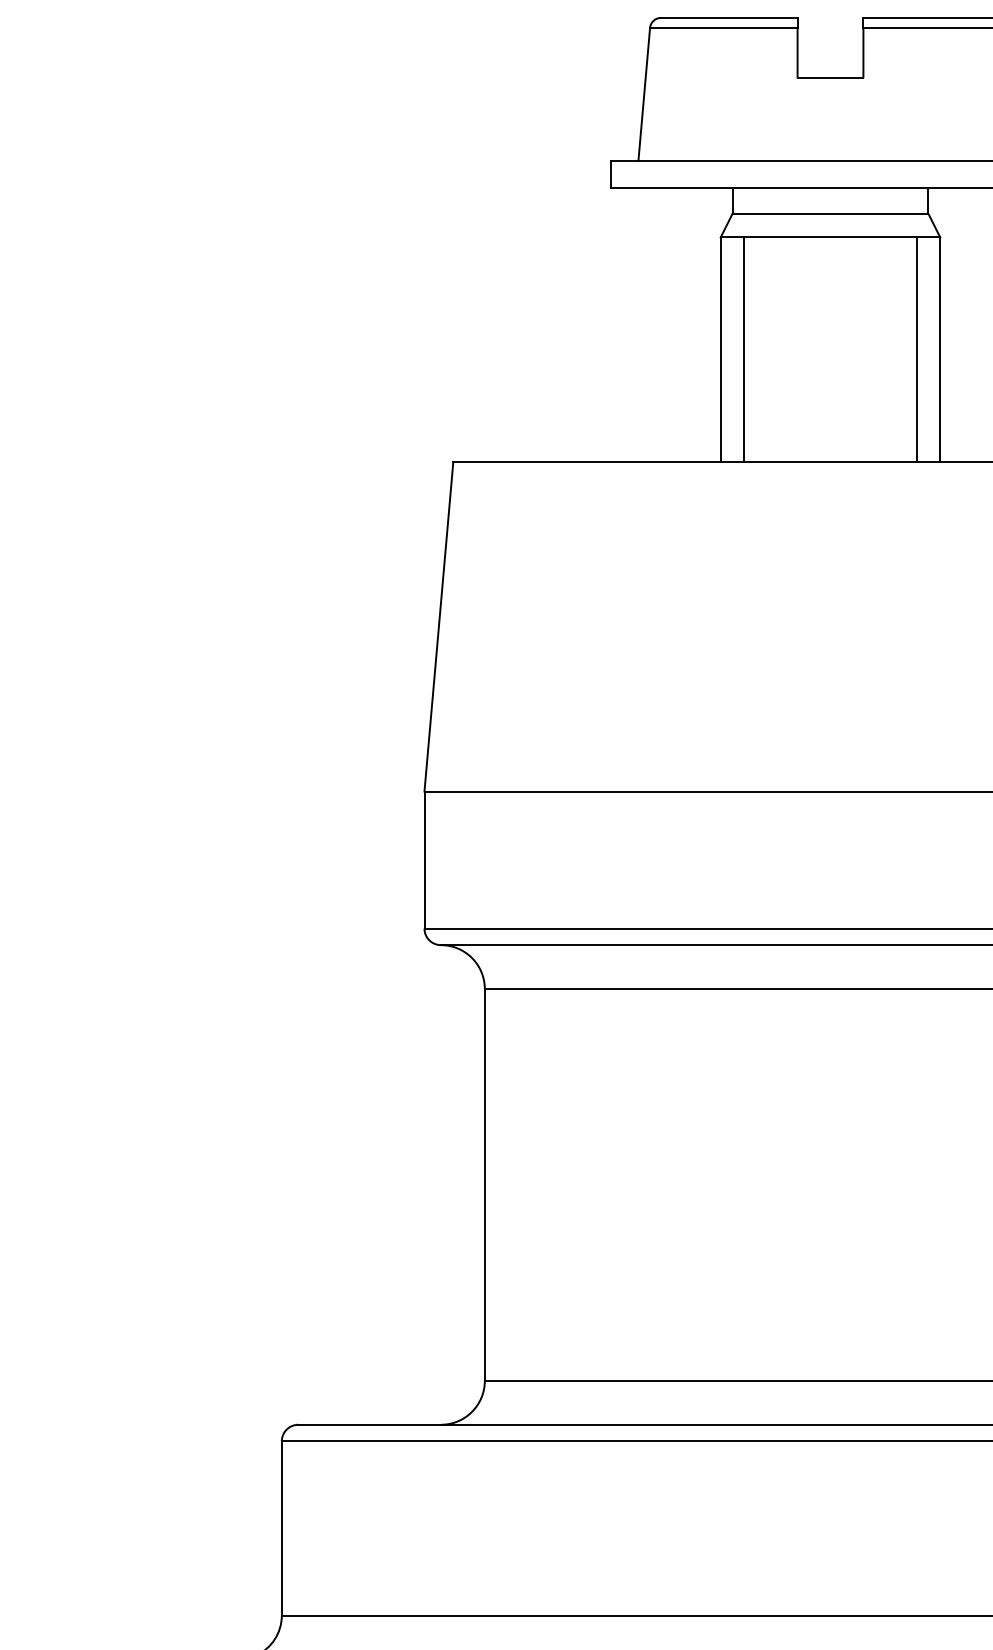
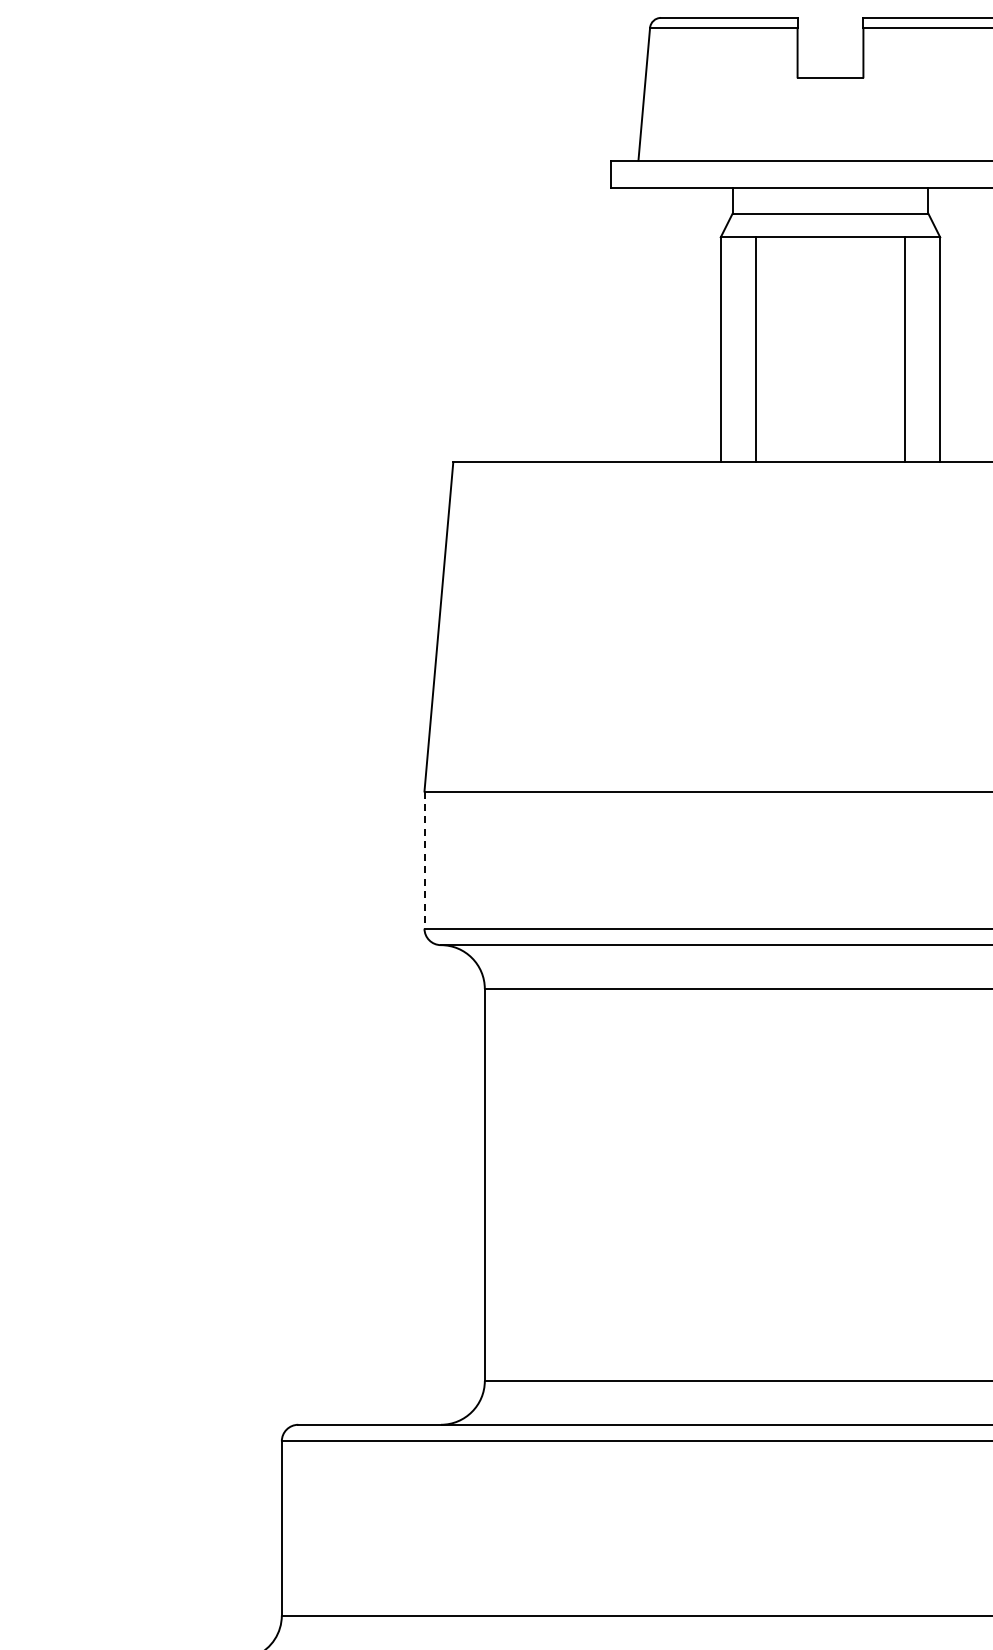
line position: (743, 349) -> (755, 349) (755, 349)
line position: (917, 349) -> (905, 349) (905, 349)
line: solid -> dashed (424, 860)
